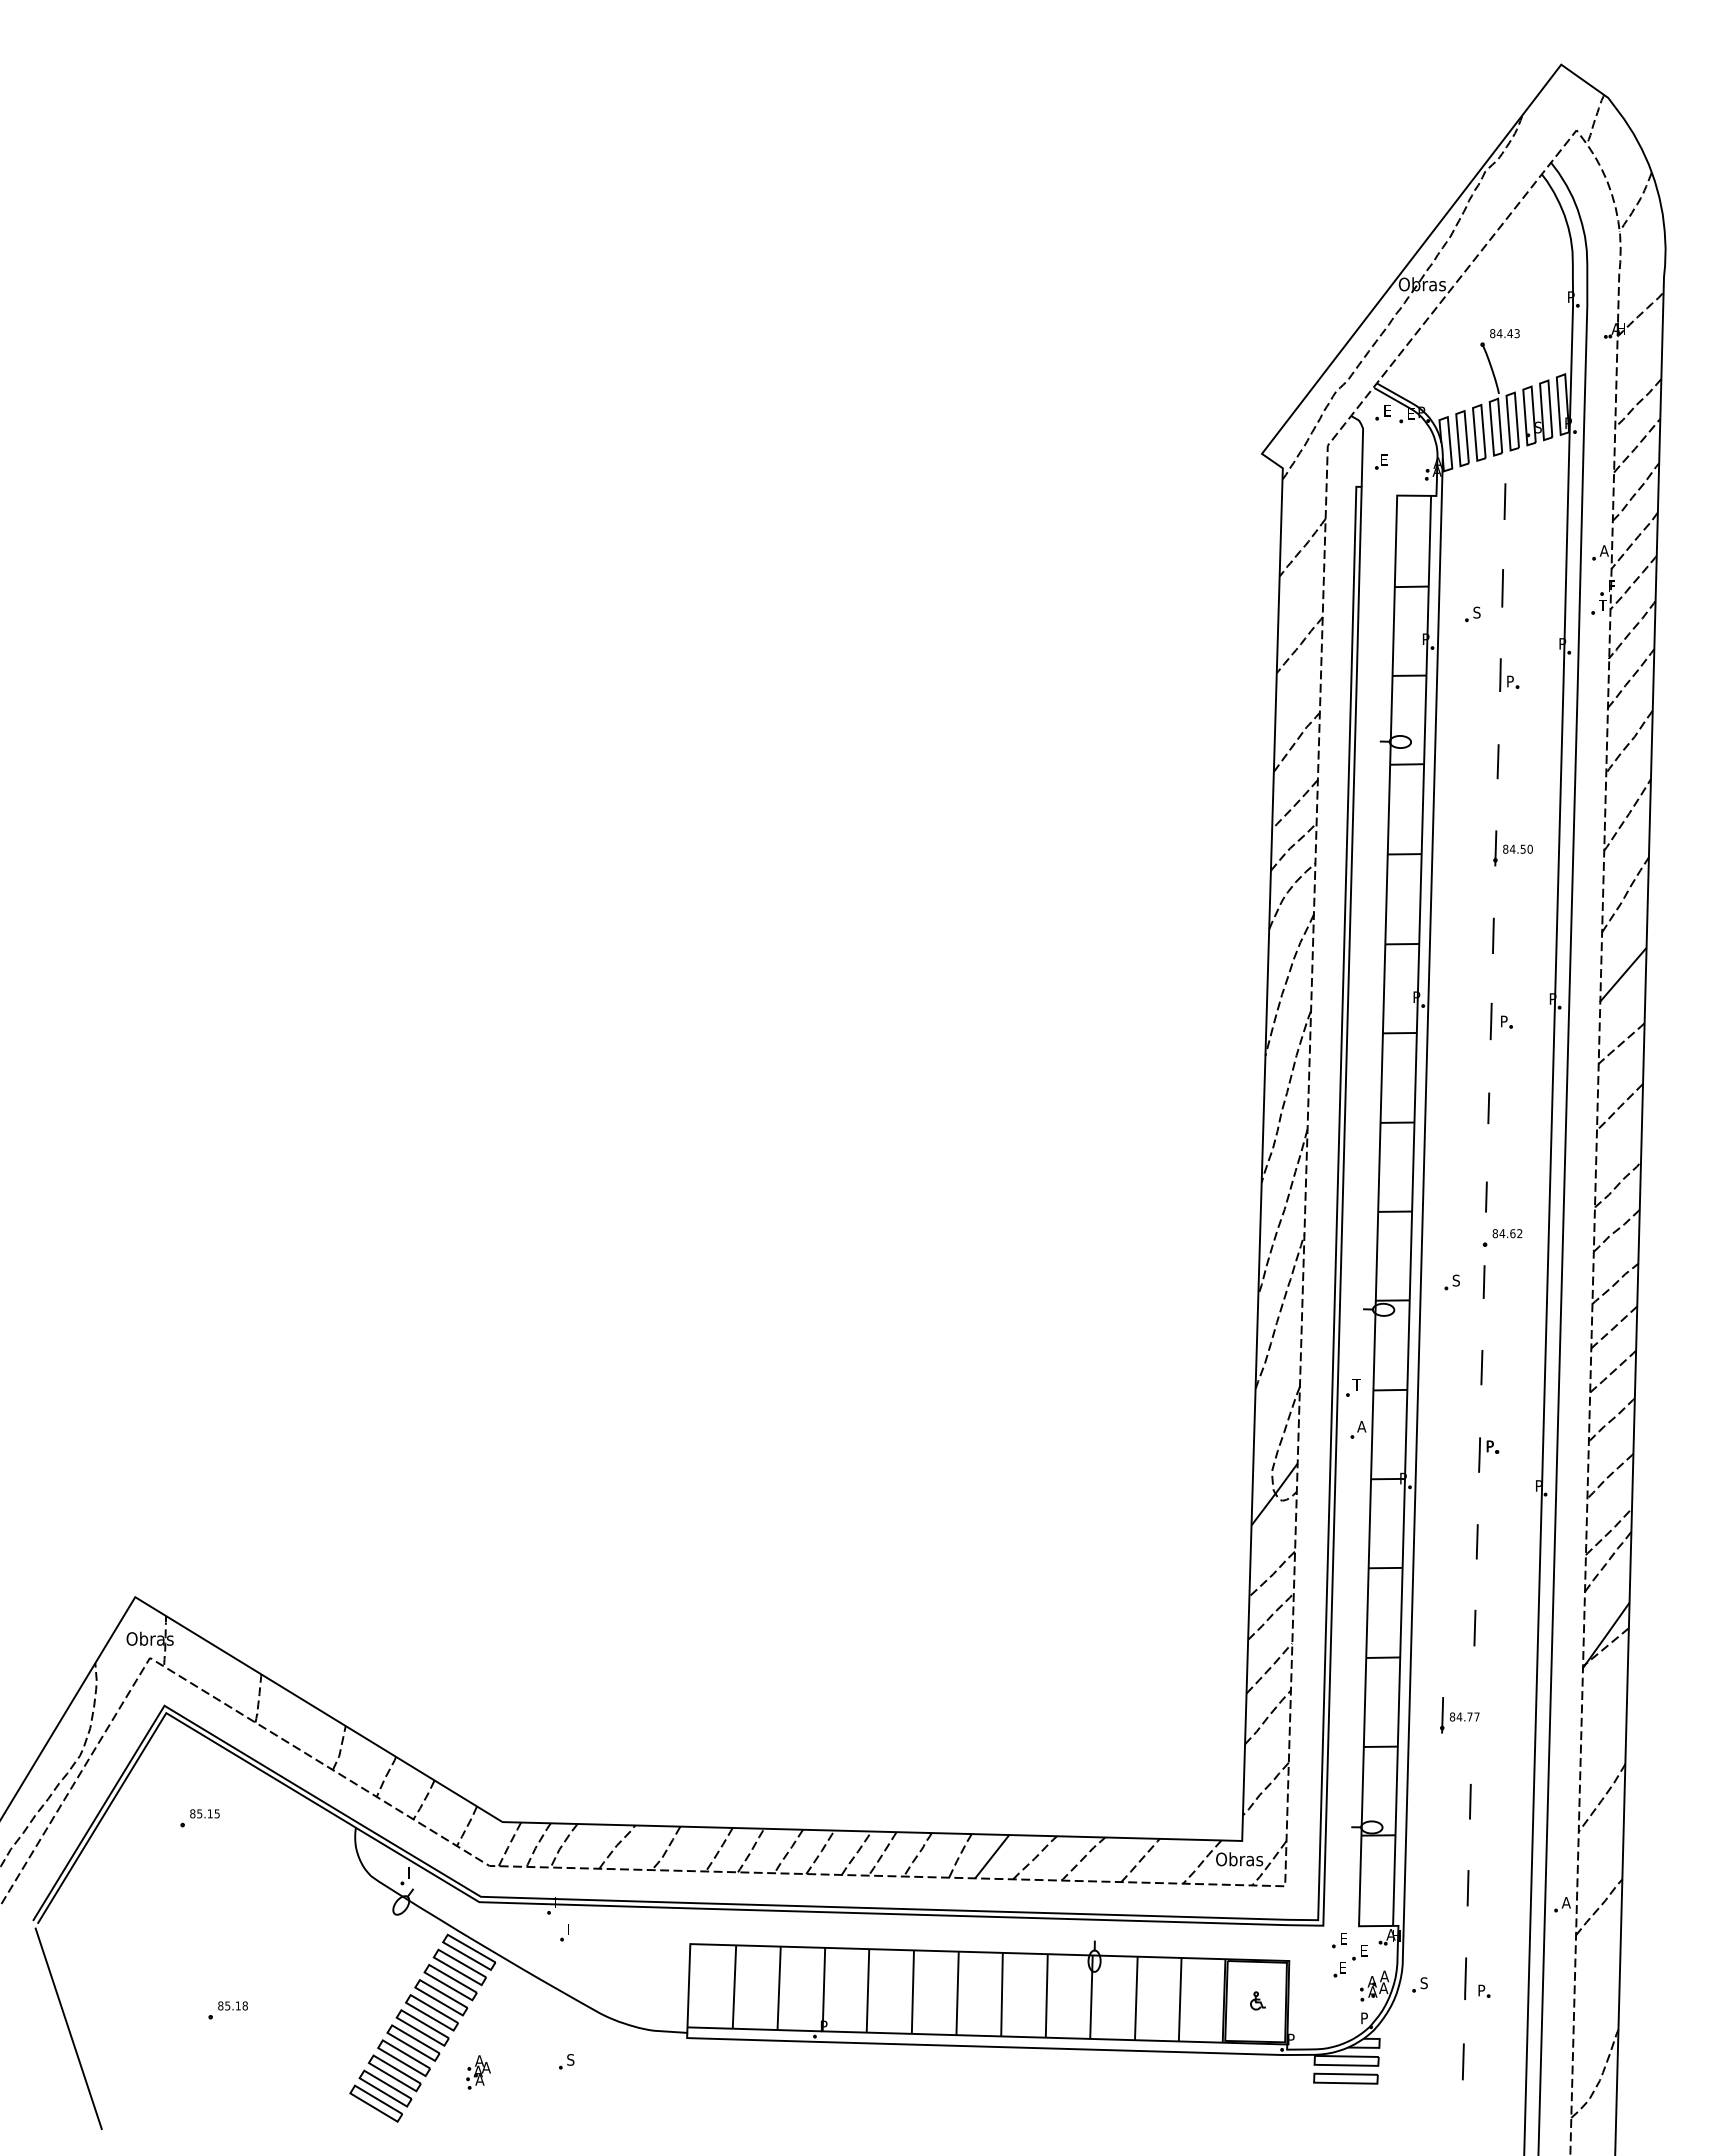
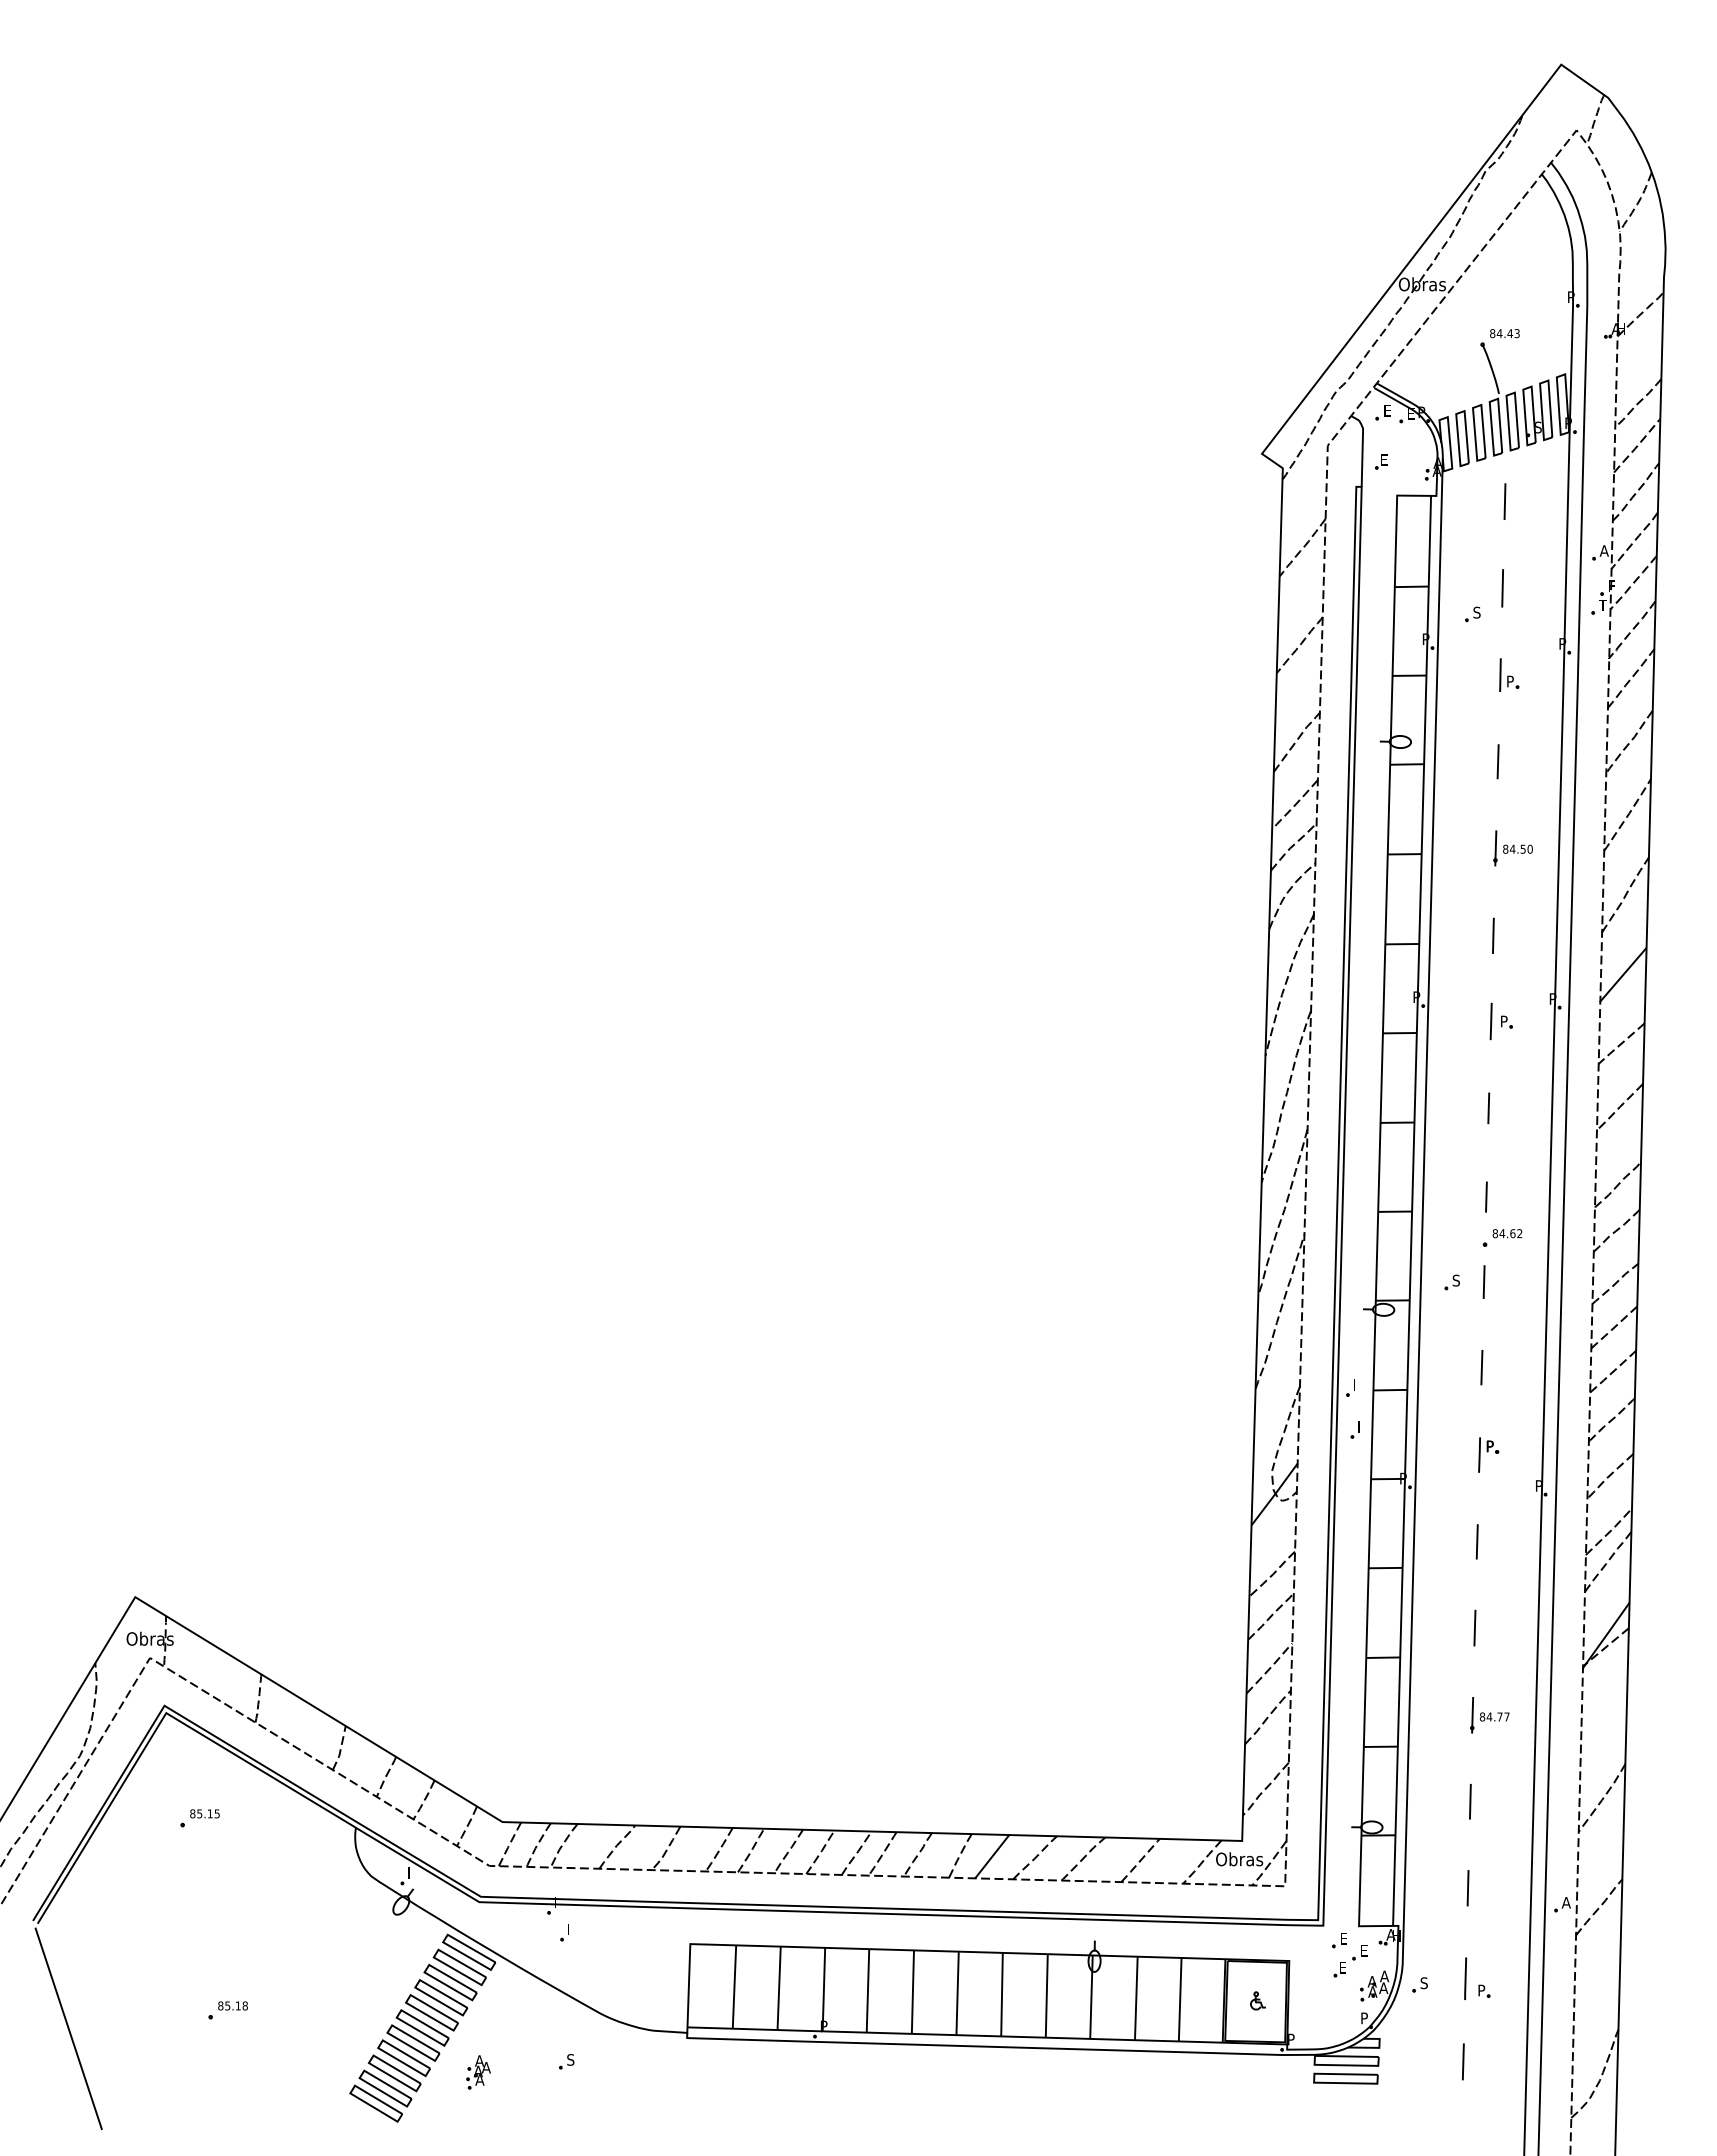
text: T -> I (1356, 1384)
text: A -> I (1361, 1426)
part position: (1459, 1715) -> (1489, 1715) (1489, 1715)
